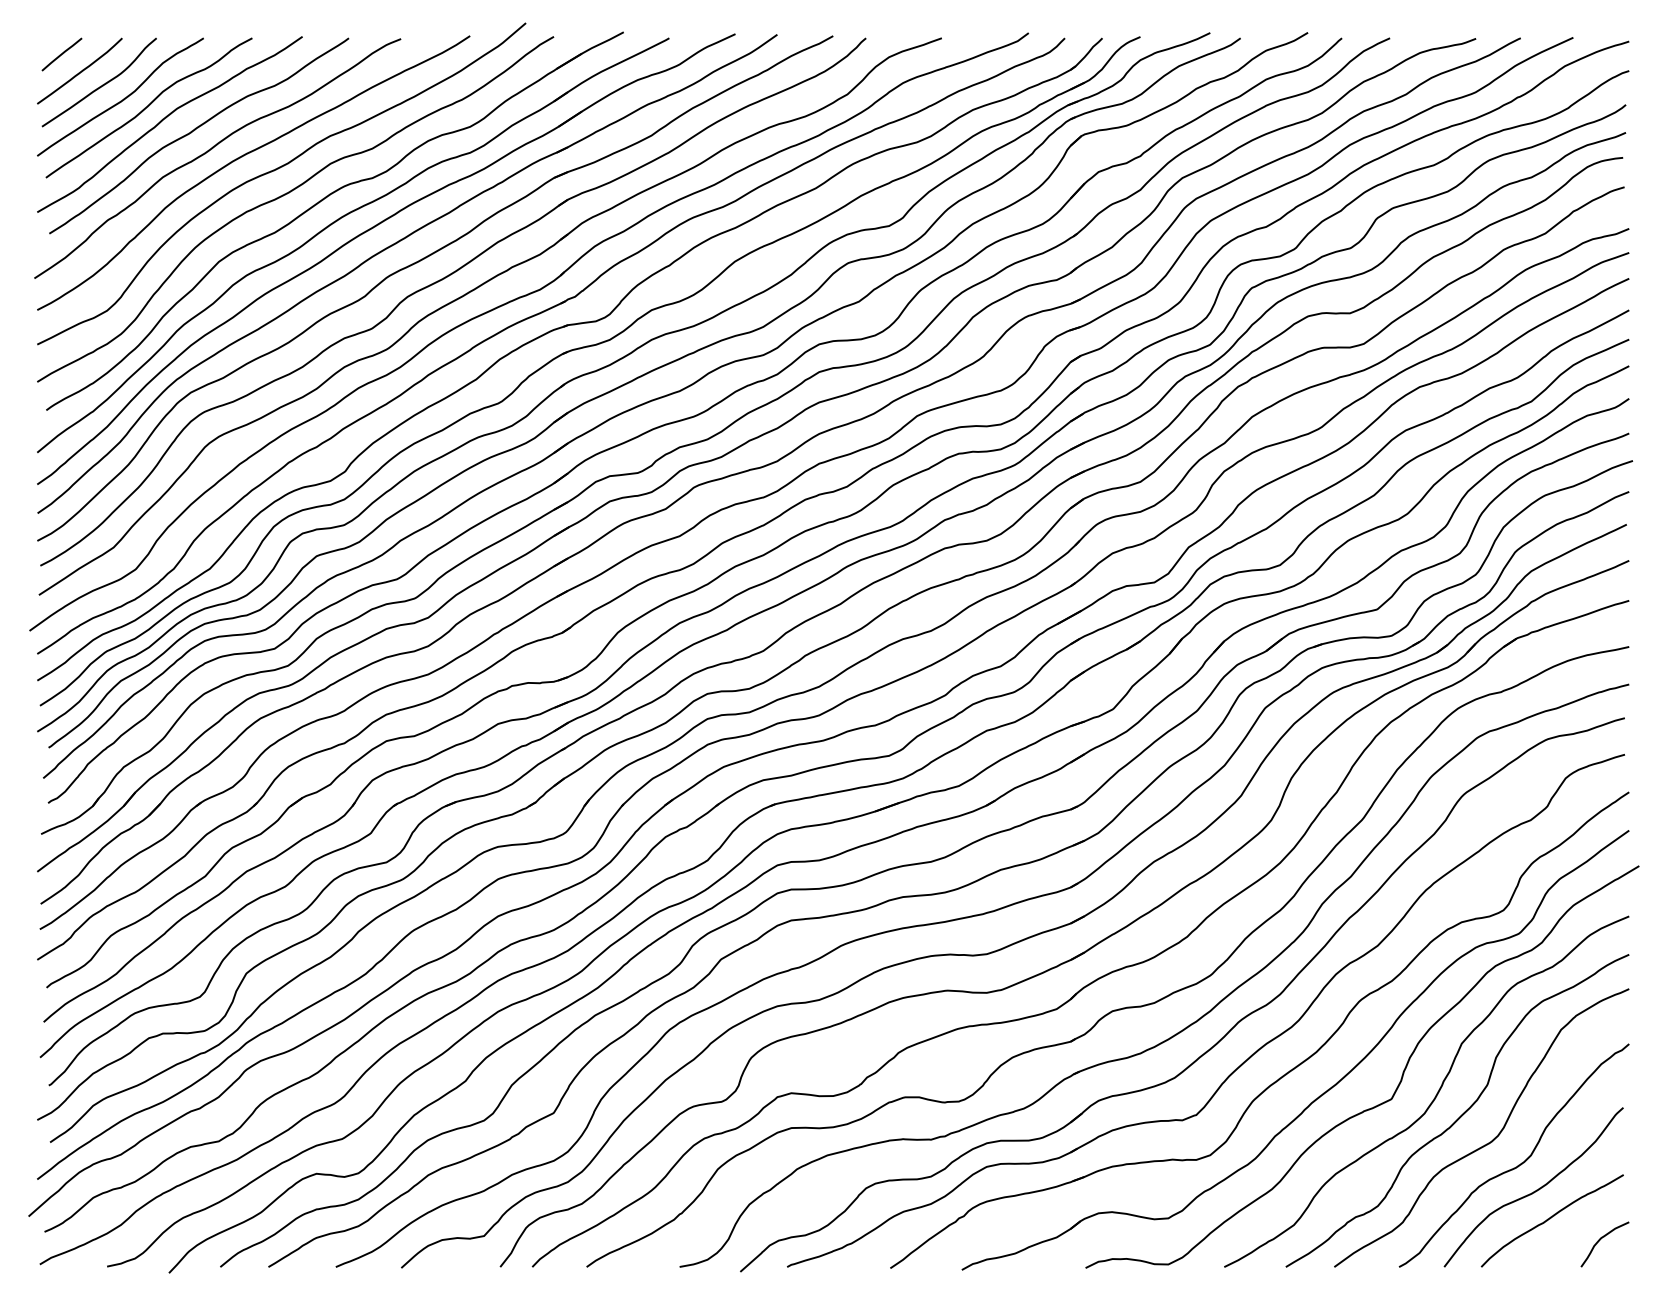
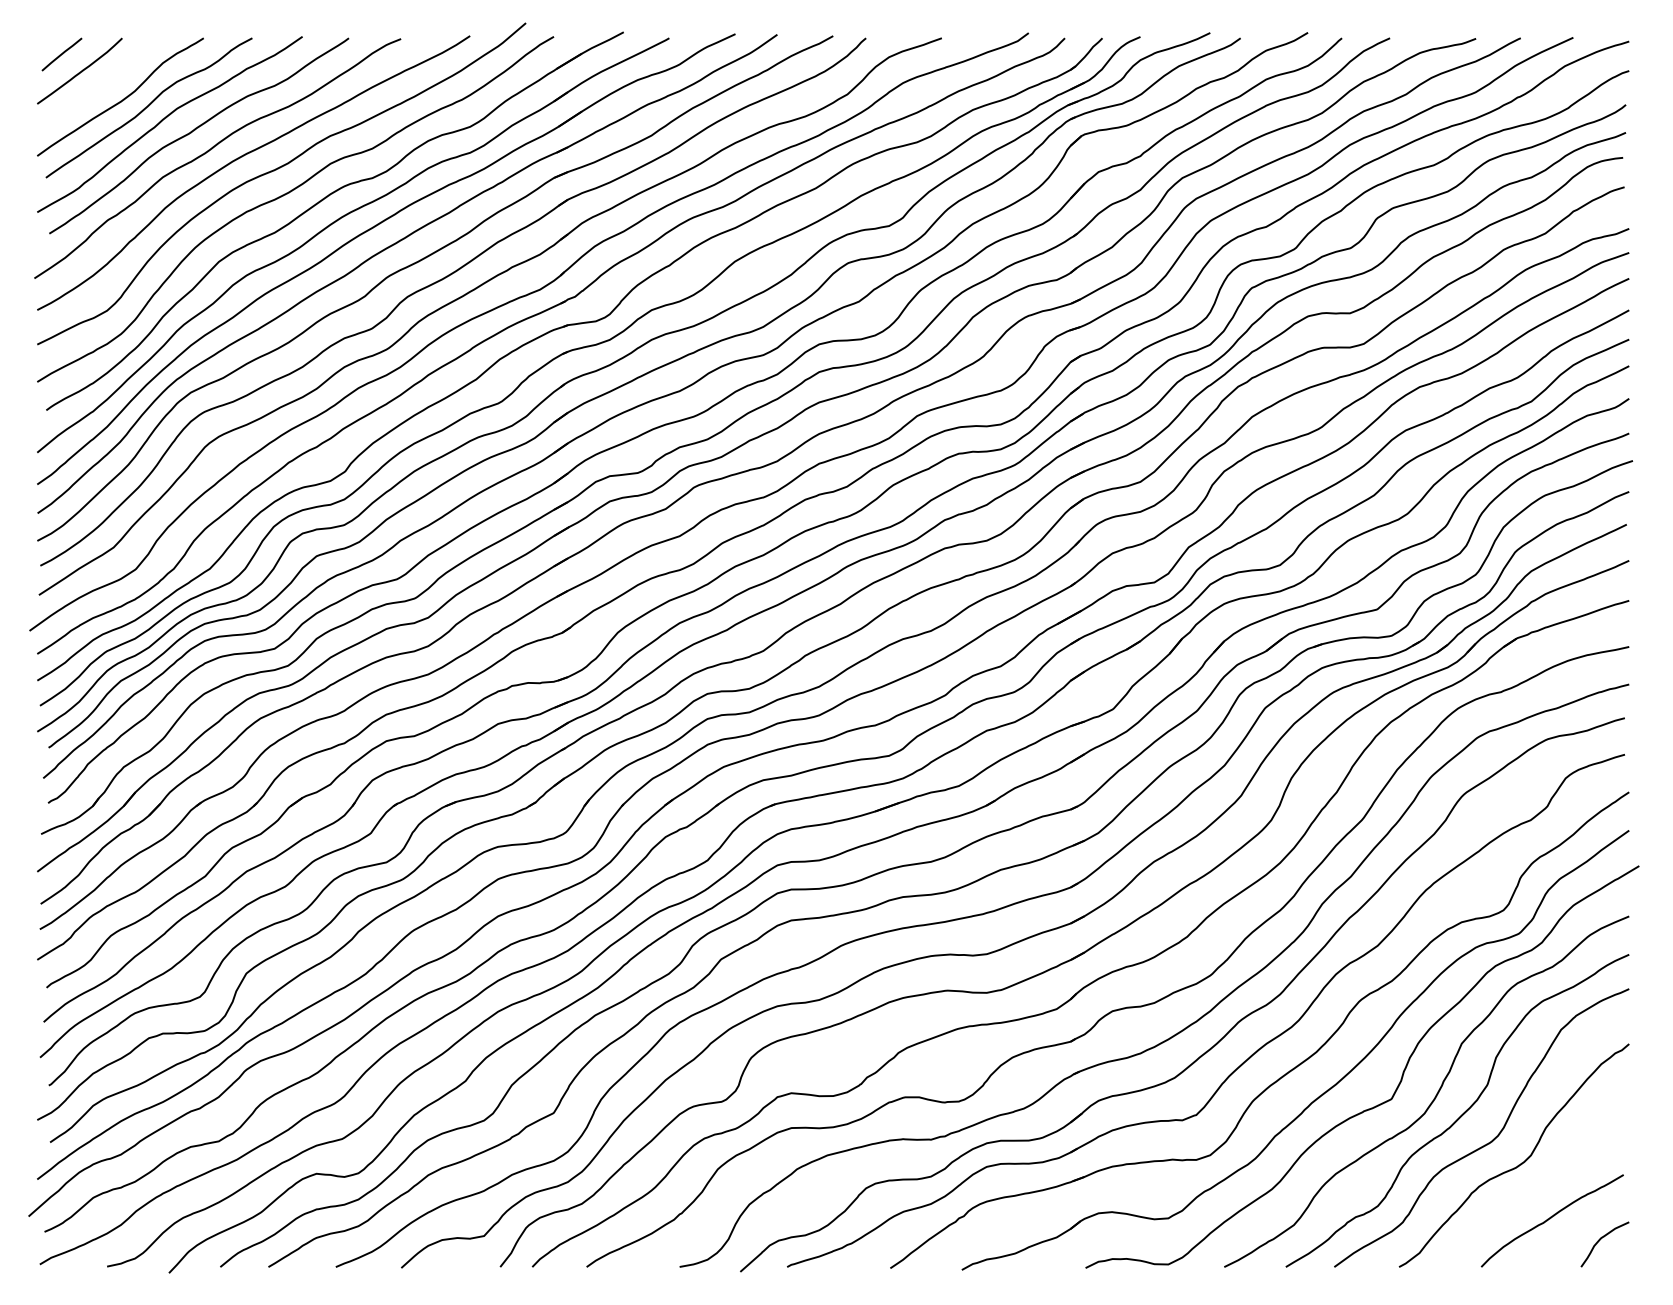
curve: present -> none (99, 86)
curve: present -> none (1536, 1189)
